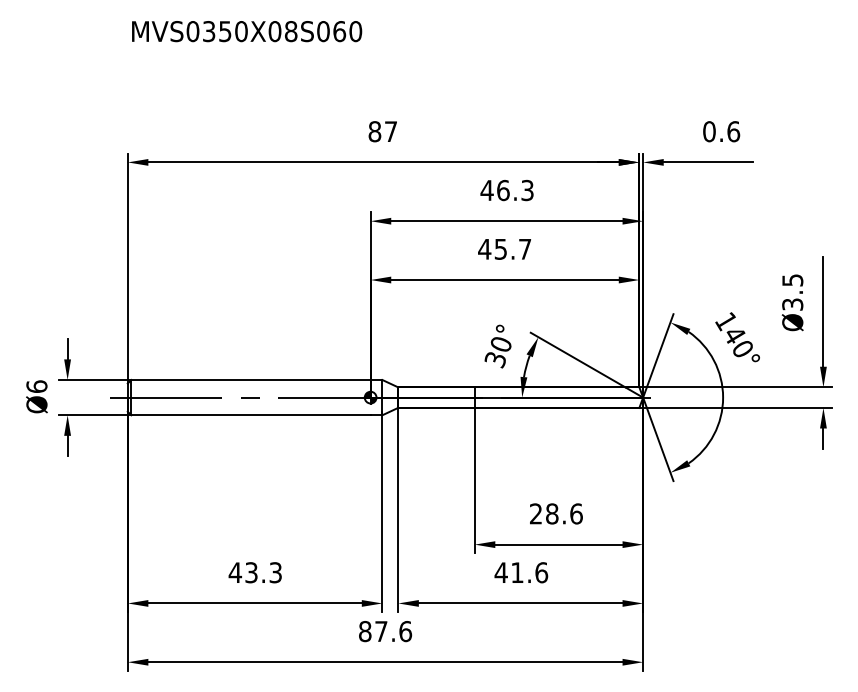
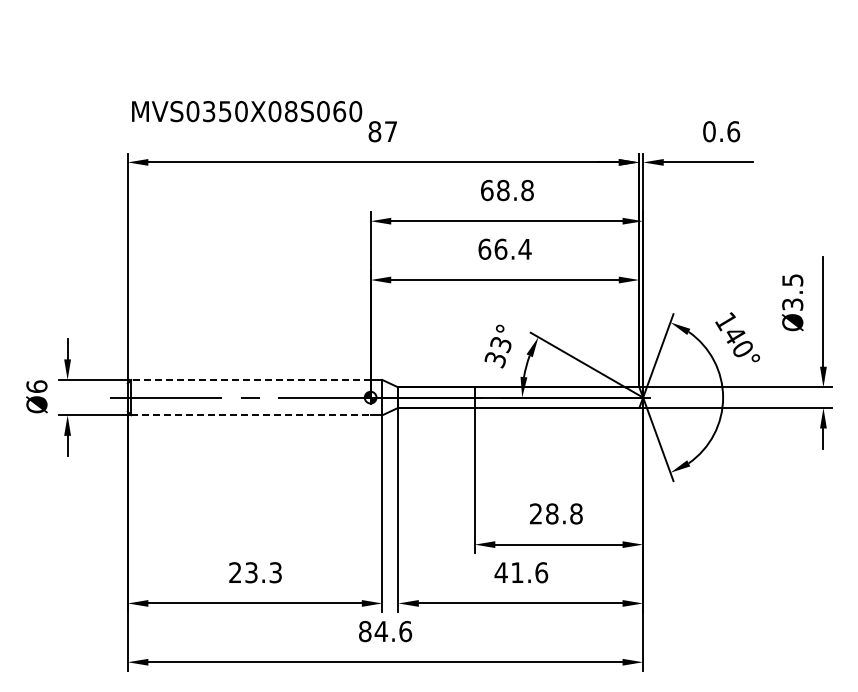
text position: (247, 31) -> (247, 111) (247, 111)
text: 46.3 -> 68.8 (506, 190)
text: 45.7 -> 66.4 (504, 248)
text: 30° -> 33° (500, 345)
line: solid -> dashed (250, 379)
line: solid -> dashed (250, 415)
text: 28.6 -> 28.8 (576, 513)
text: 43.3 -> 23.3 (235, 572)
text: 87.6 -> 84.6 (381, 631)
